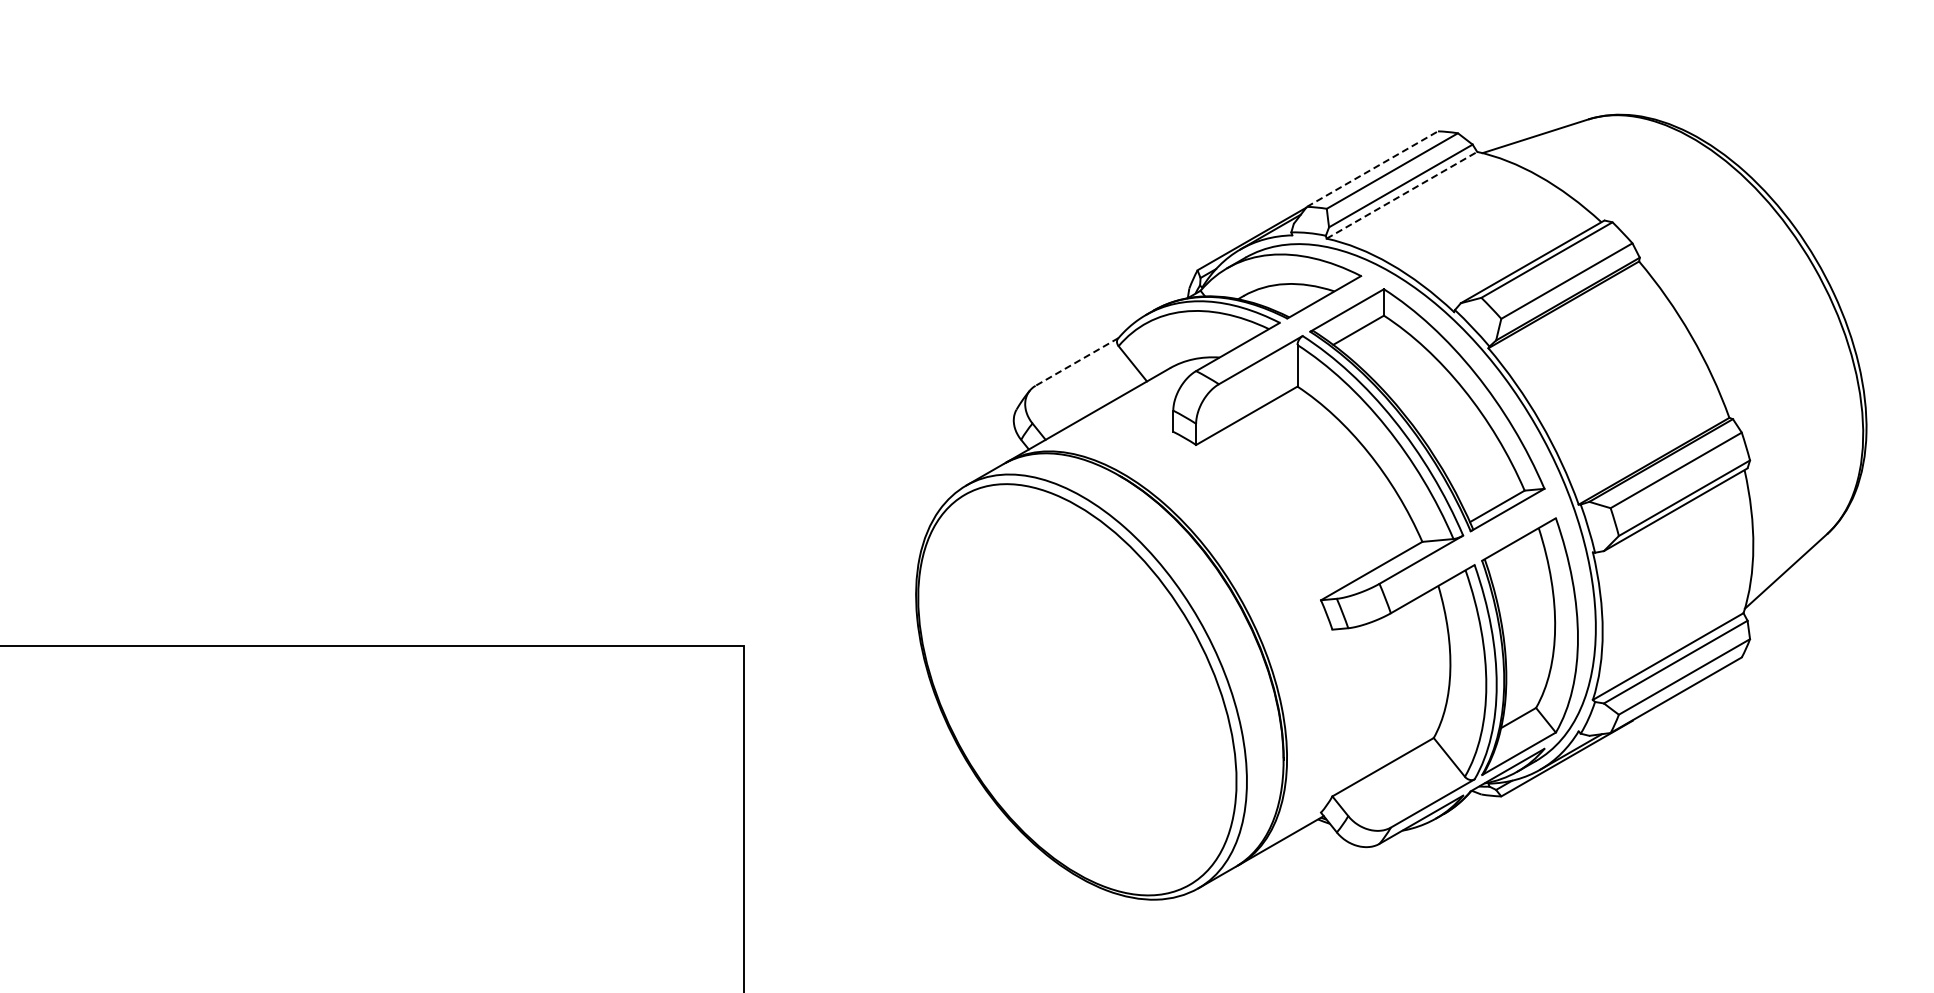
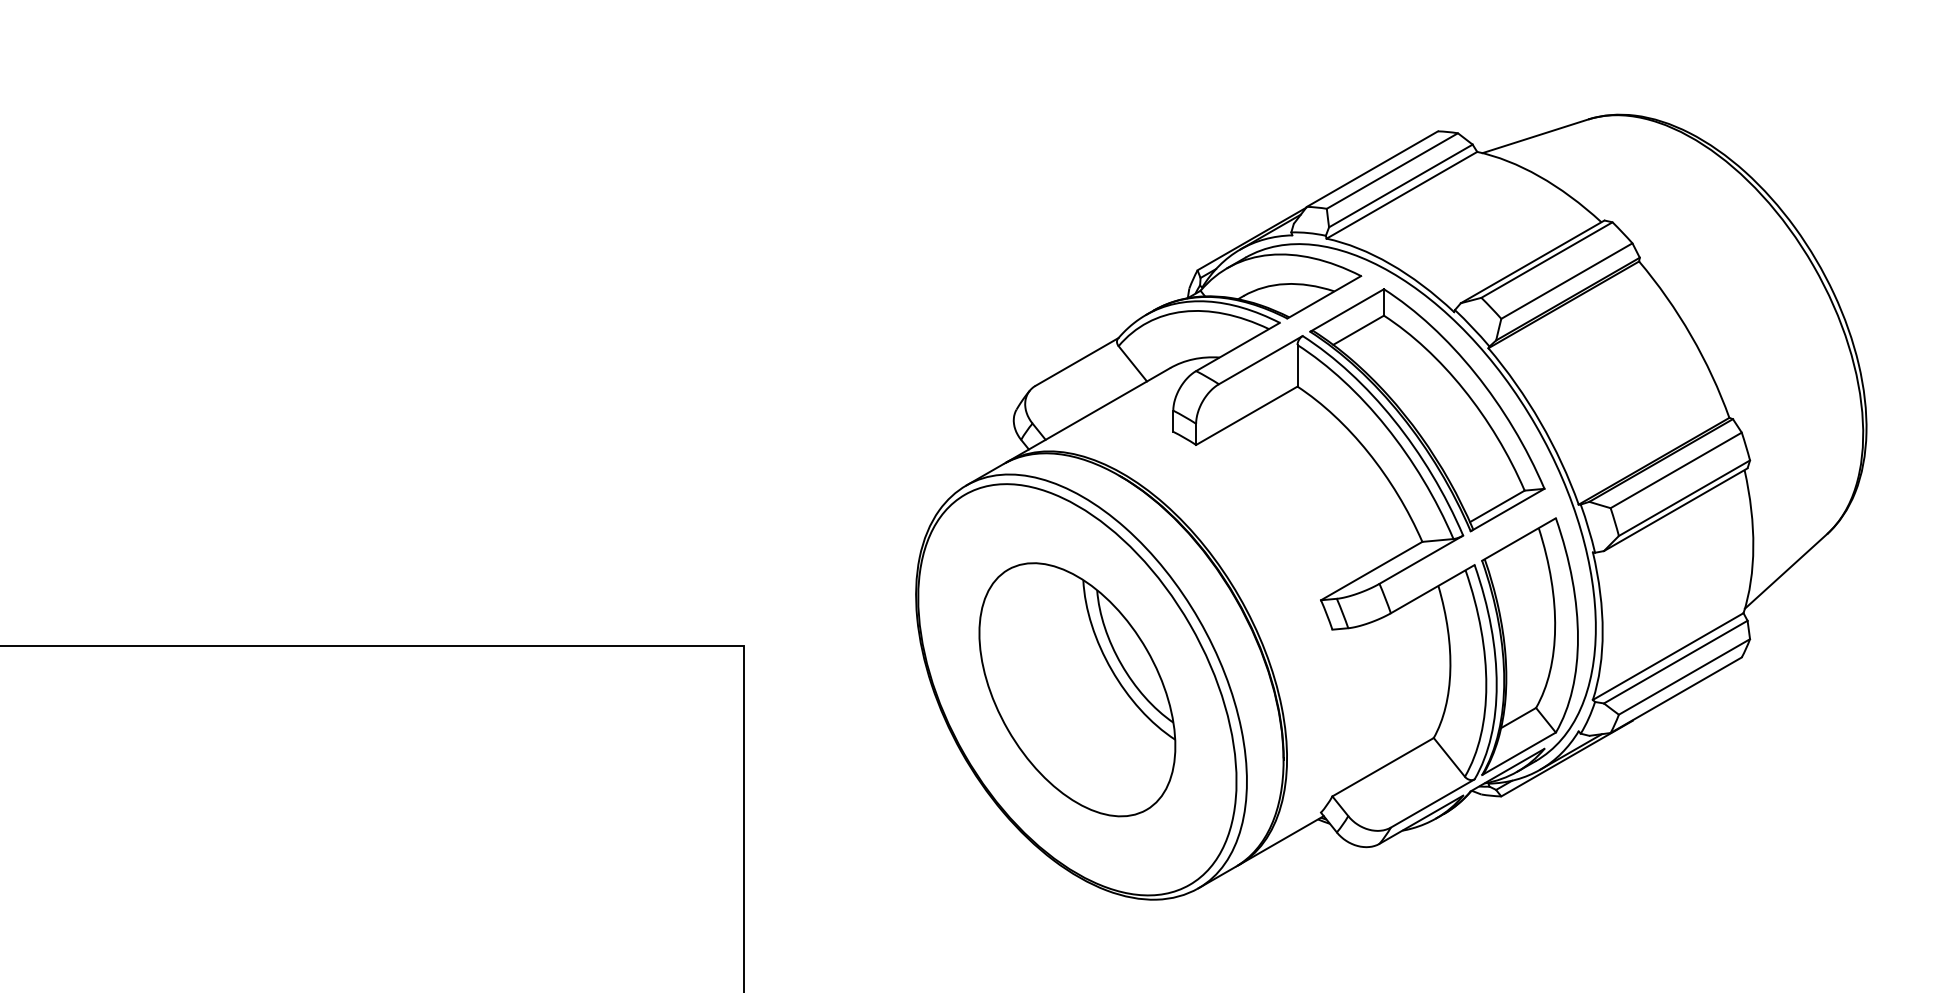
line: dashed -> solid (1372, 169)
line: dashed -> solid (1401, 195)
line: dashed -> solid (1077, 361)
part: none -> present (1077, 689)
